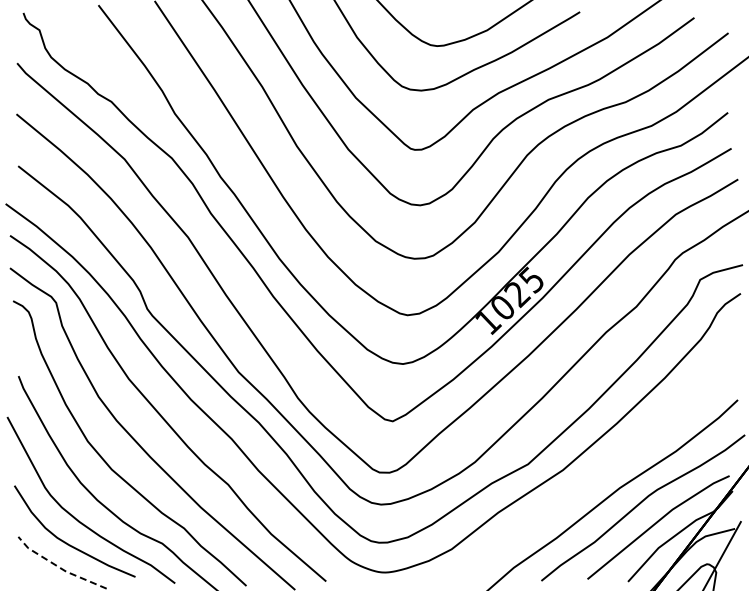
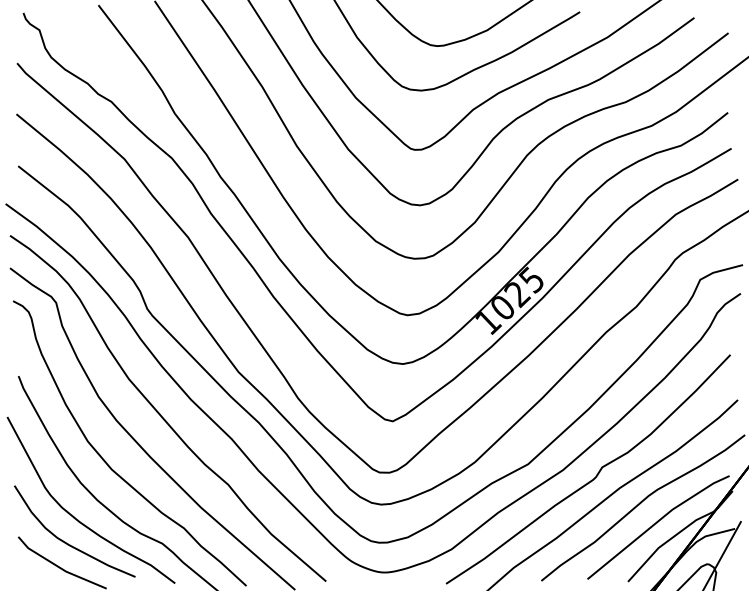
curve: none -> present (596, 474)
line: dashed -> solid (59, 567)
